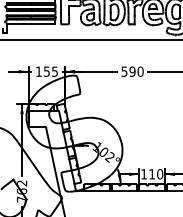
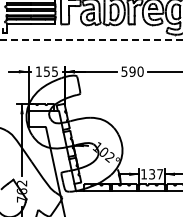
line: solid -> dashed (91, 39)
text: 110 -> 137 (156, 174)
